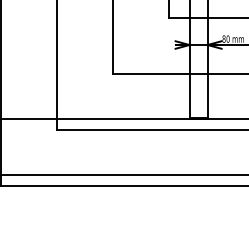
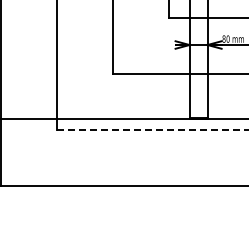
line: solid -> dashed (152, 130)
line: present -> none (123, 175)
